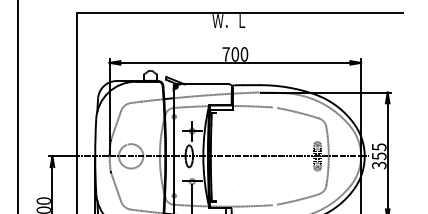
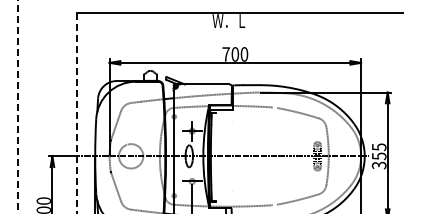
line: solid -> dashed (18, 106)
line: solid -> dashed (77, 113)
